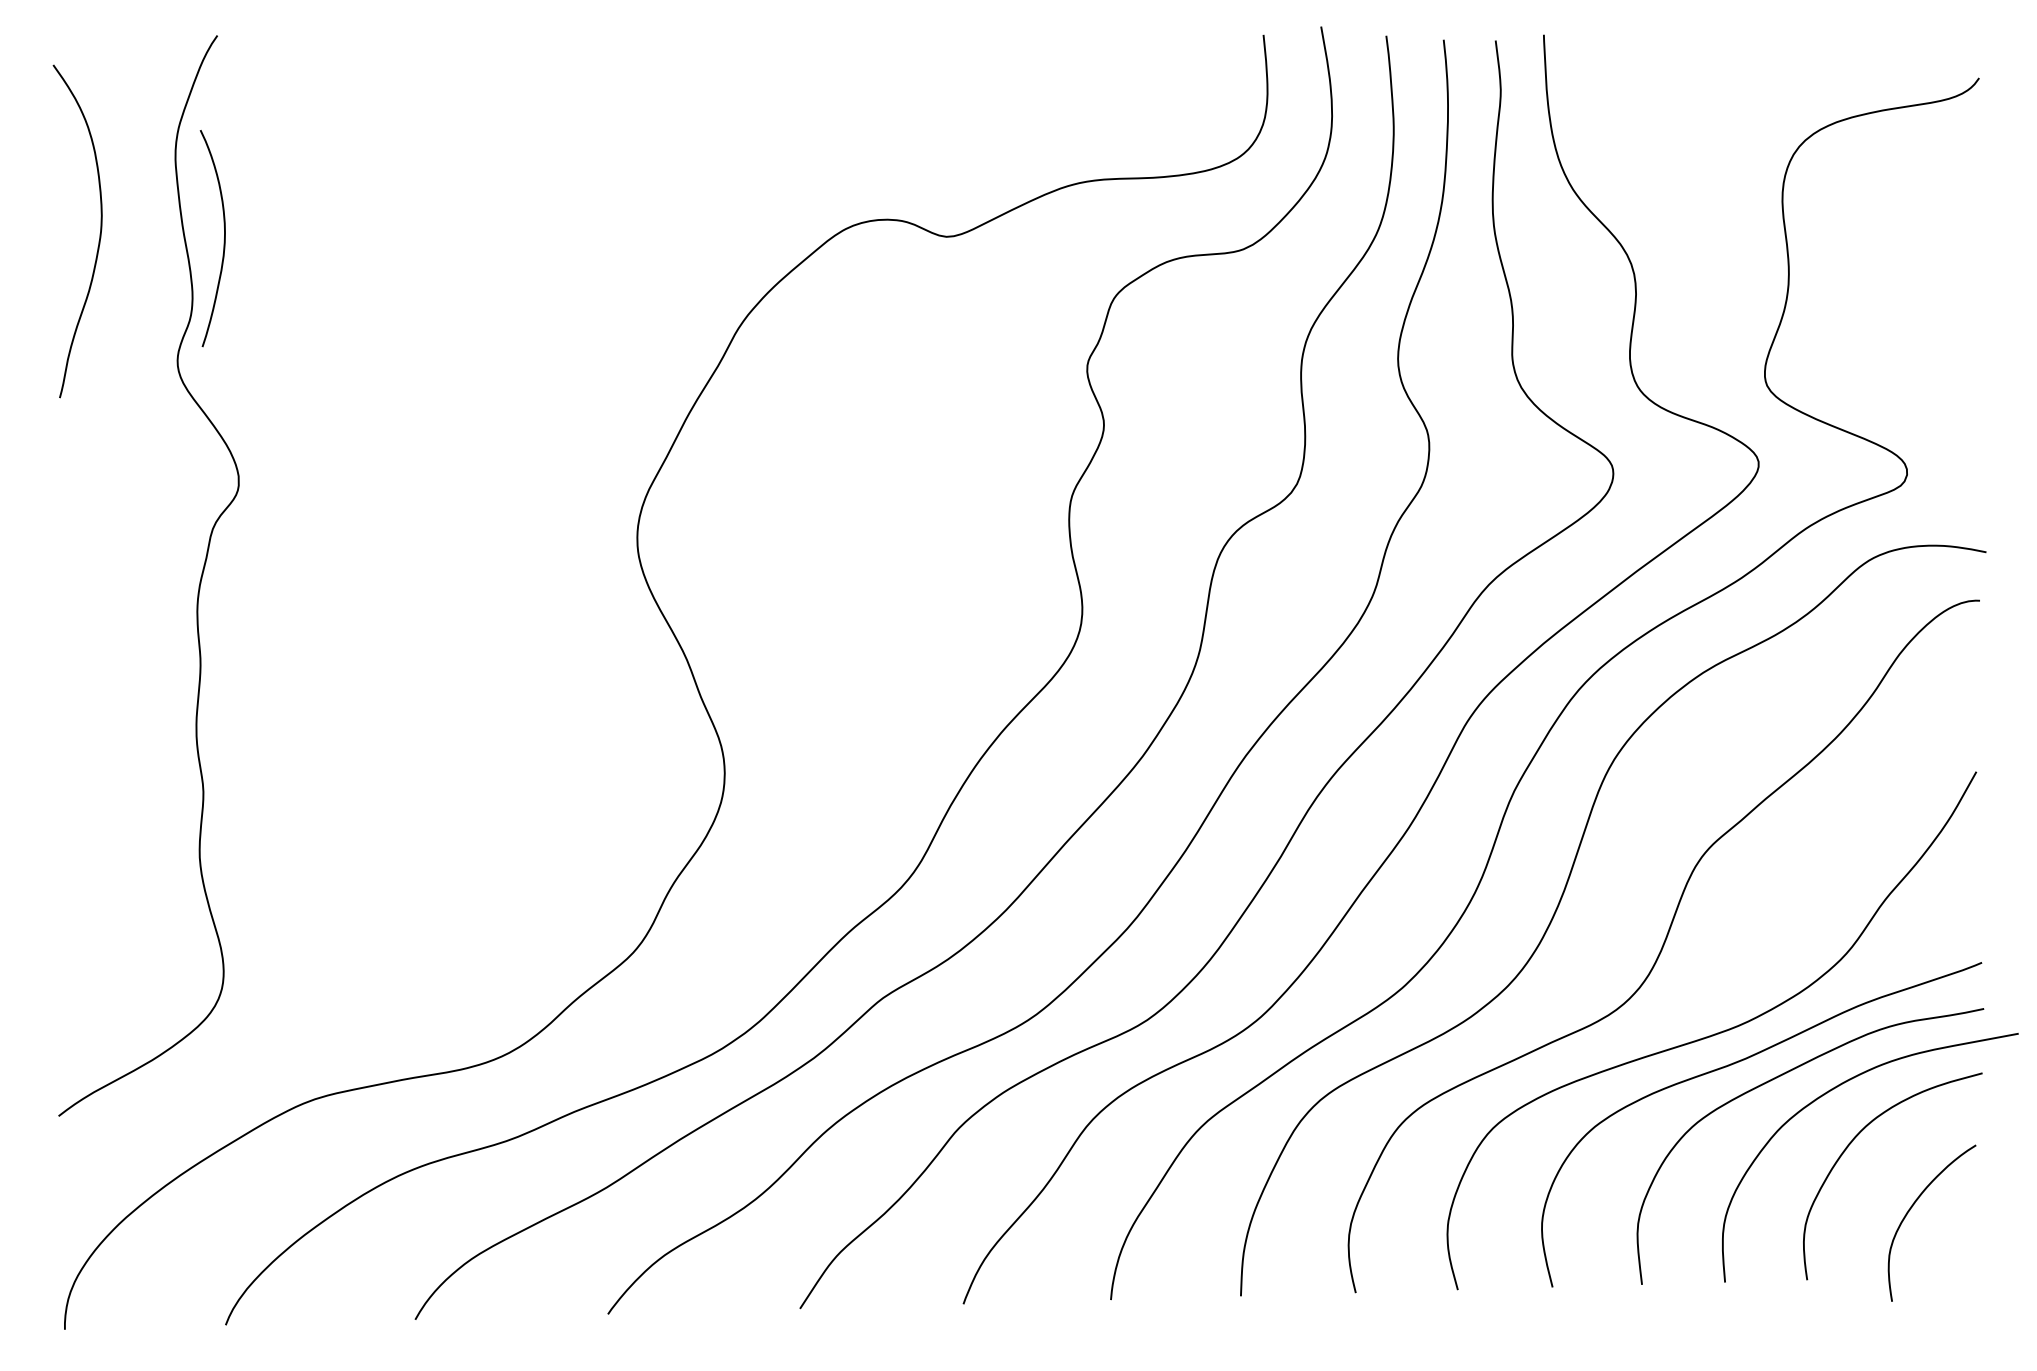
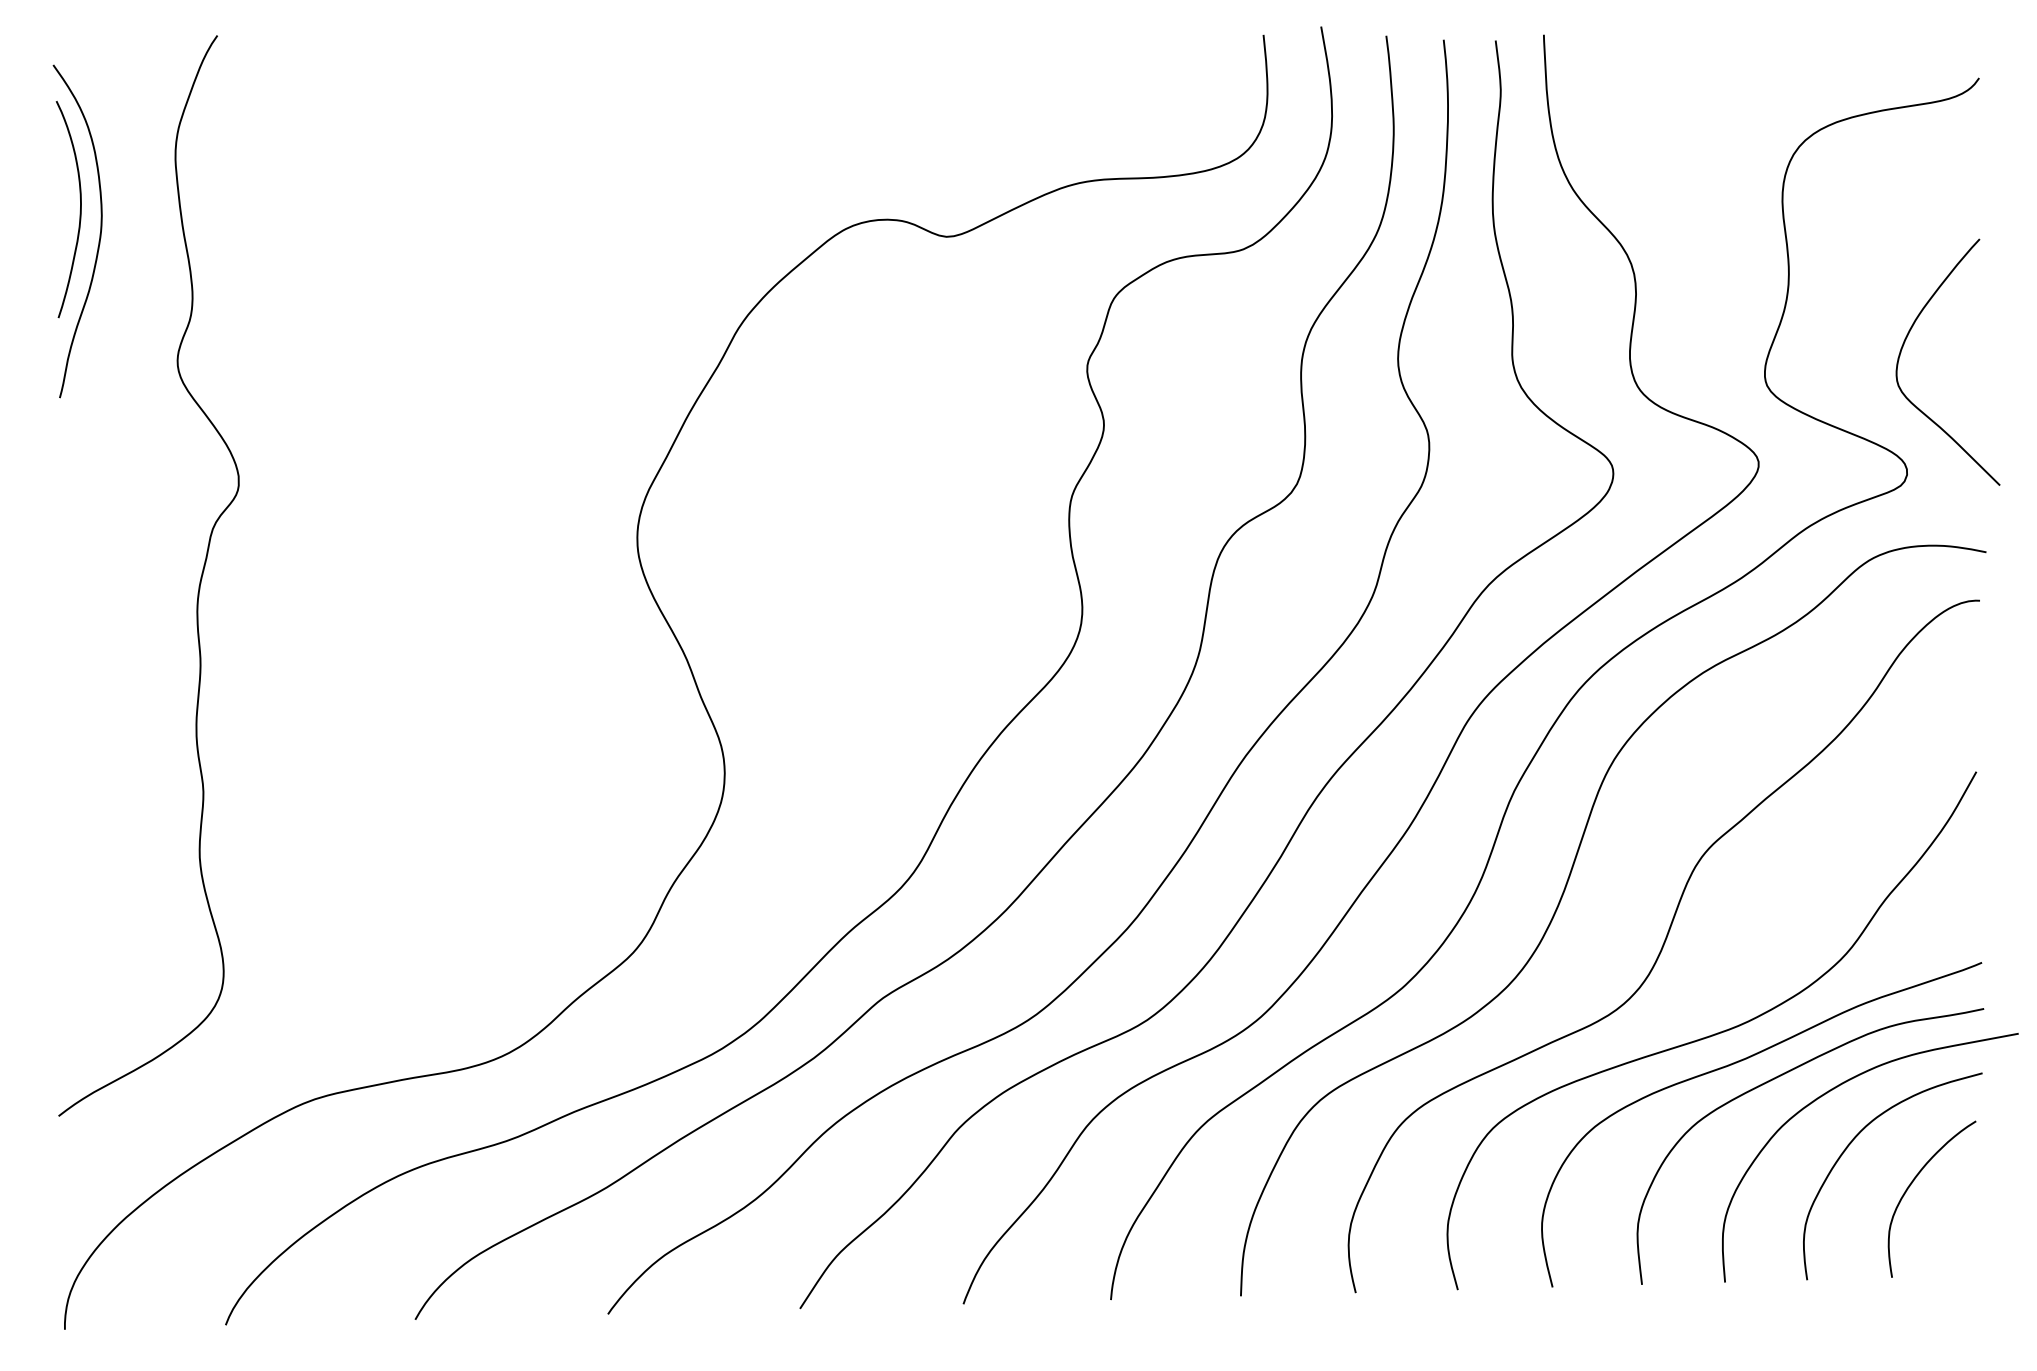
curve position: (223, 240) -> (79, 211) (79, 211)
curve: none -> present (1905, 342)
curve position: (1913, 1206) -> (1913, 1182) (1913, 1182)
